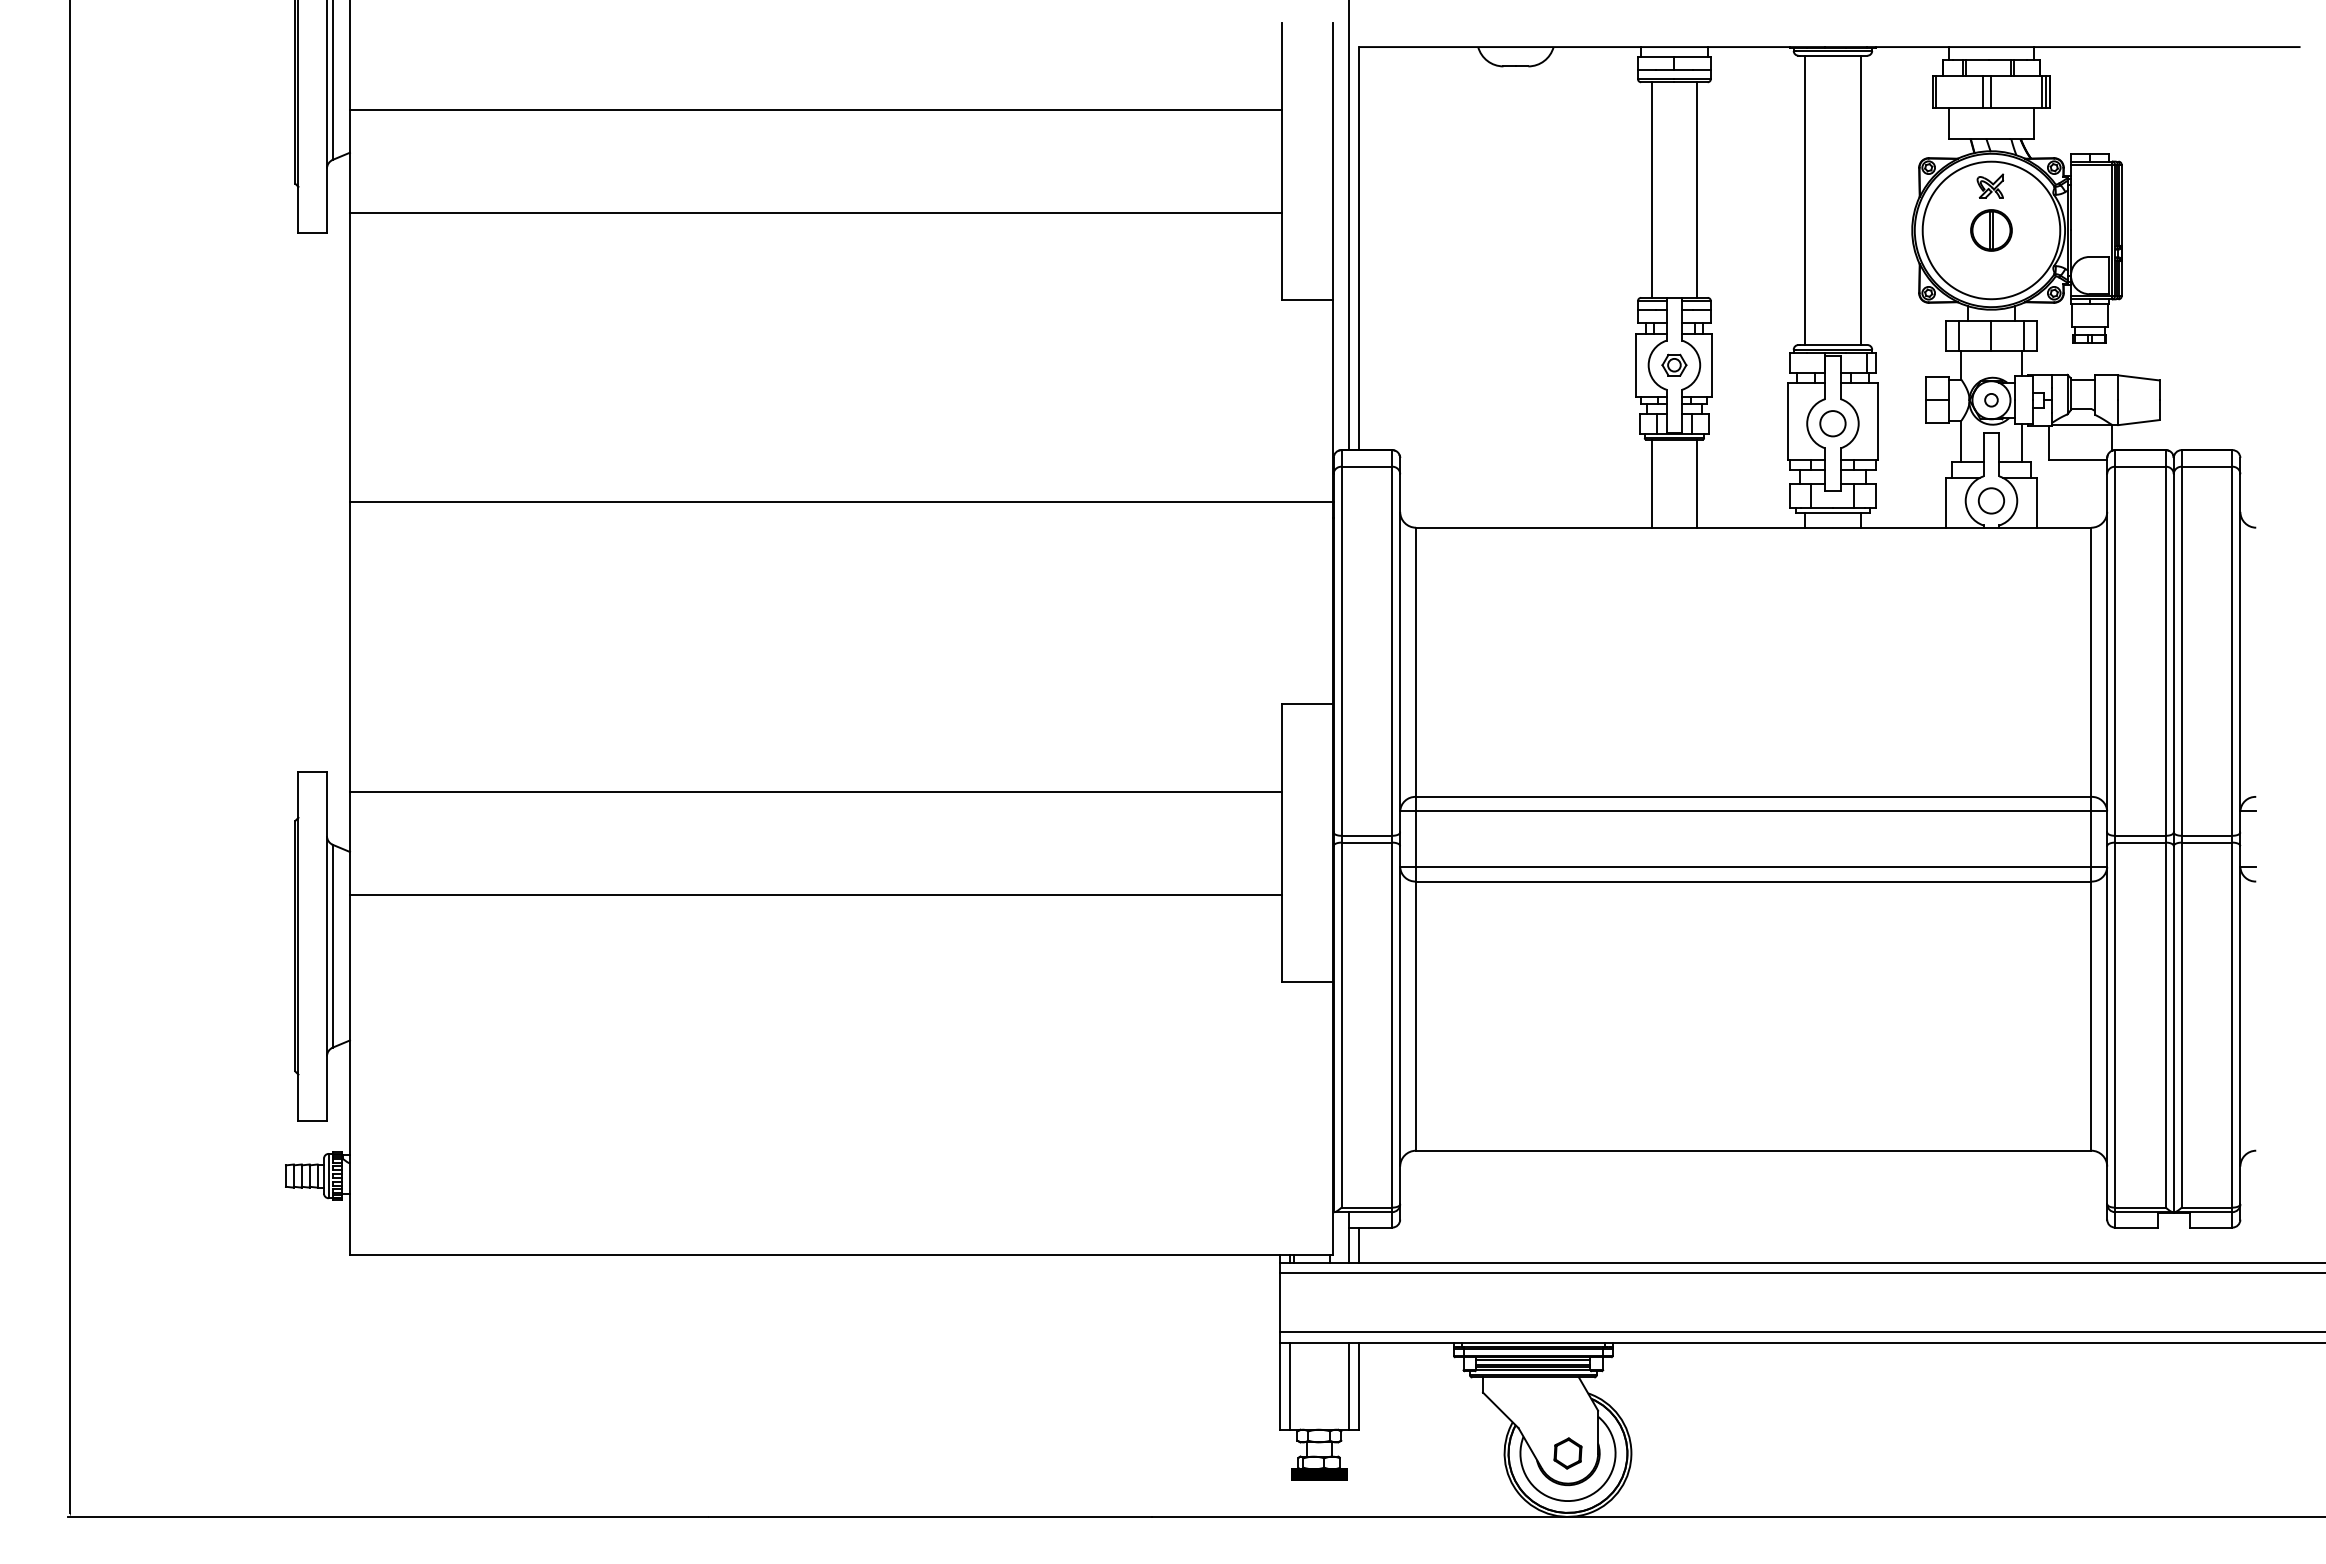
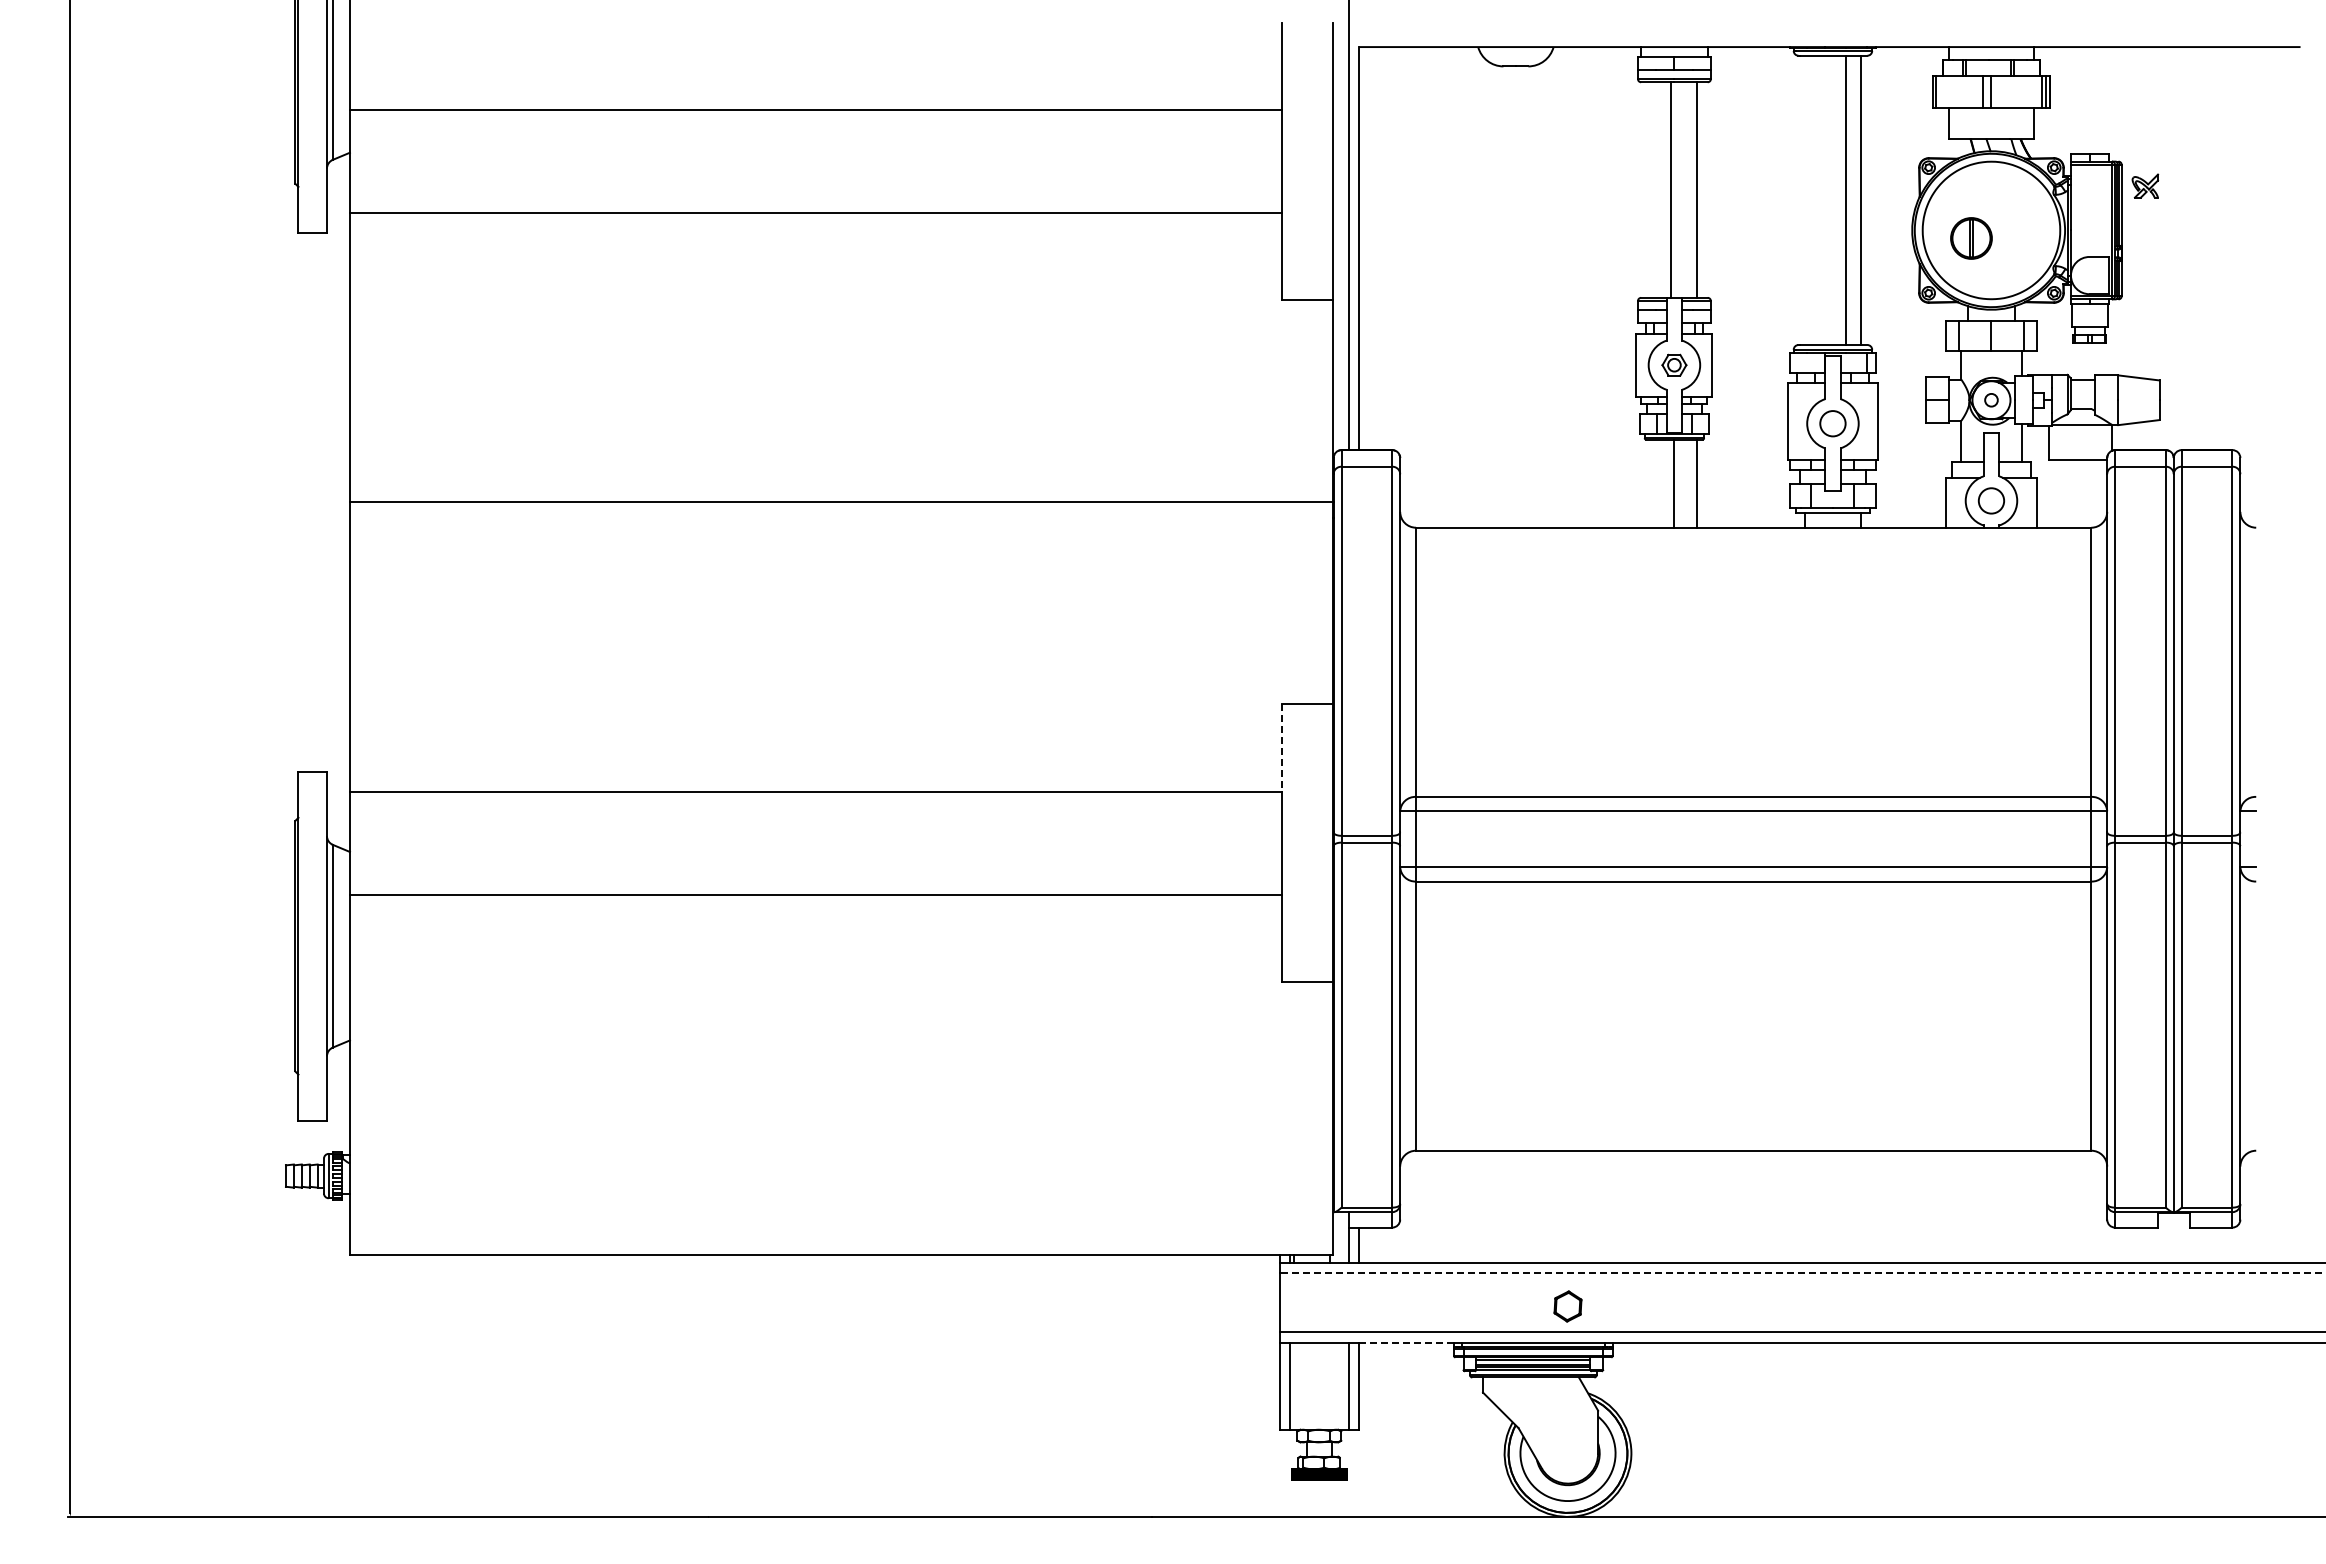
part position: (1990, 185) -> (2145, 185) (2145, 185)
line position: (1652, 189) -> (1671, 189) (1671, 189)
line position: (1805, 200) -> (1846, 200) (1846, 200)
part position: (1991, 230) -> (1971, 238) (1971, 238)
line position: (1652, 483) -> (1674, 483) (1674, 483)
line: solid -> dashed (1282, 747)
line: solid -> dashed (1802, 1273)
line: solid -> dashed (1406, 1342)
part position: (1567, 1453) -> (1567, 1306) (1567, 1306)
